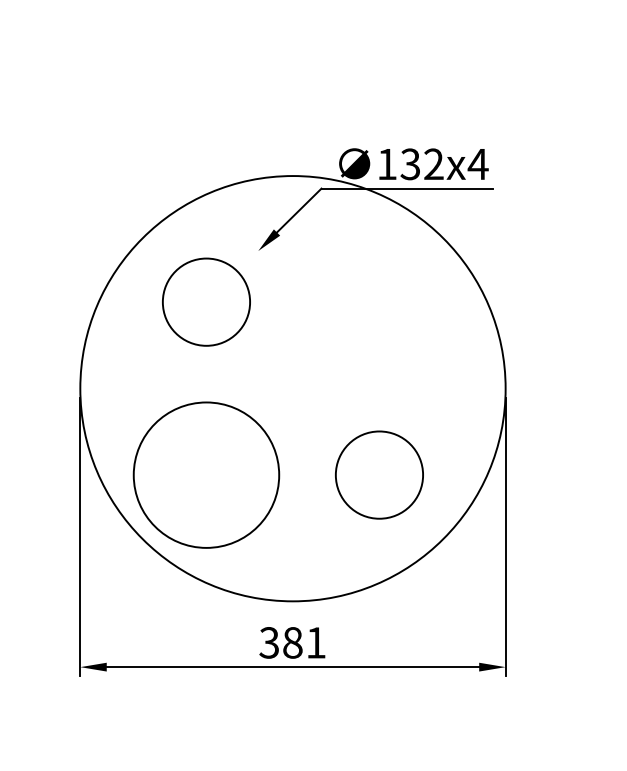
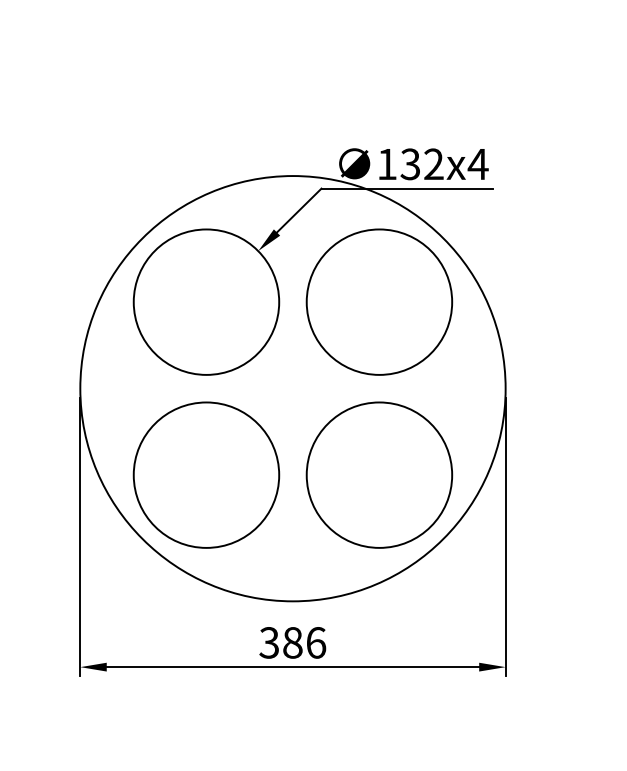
circle diameter: 87 px -> 145 px (206, 301)
circle: none -> present (379, 301)
circle size: 89x90 px -> 149x148 px (379, 474)
text: 381 -> 386 (316, 642)
